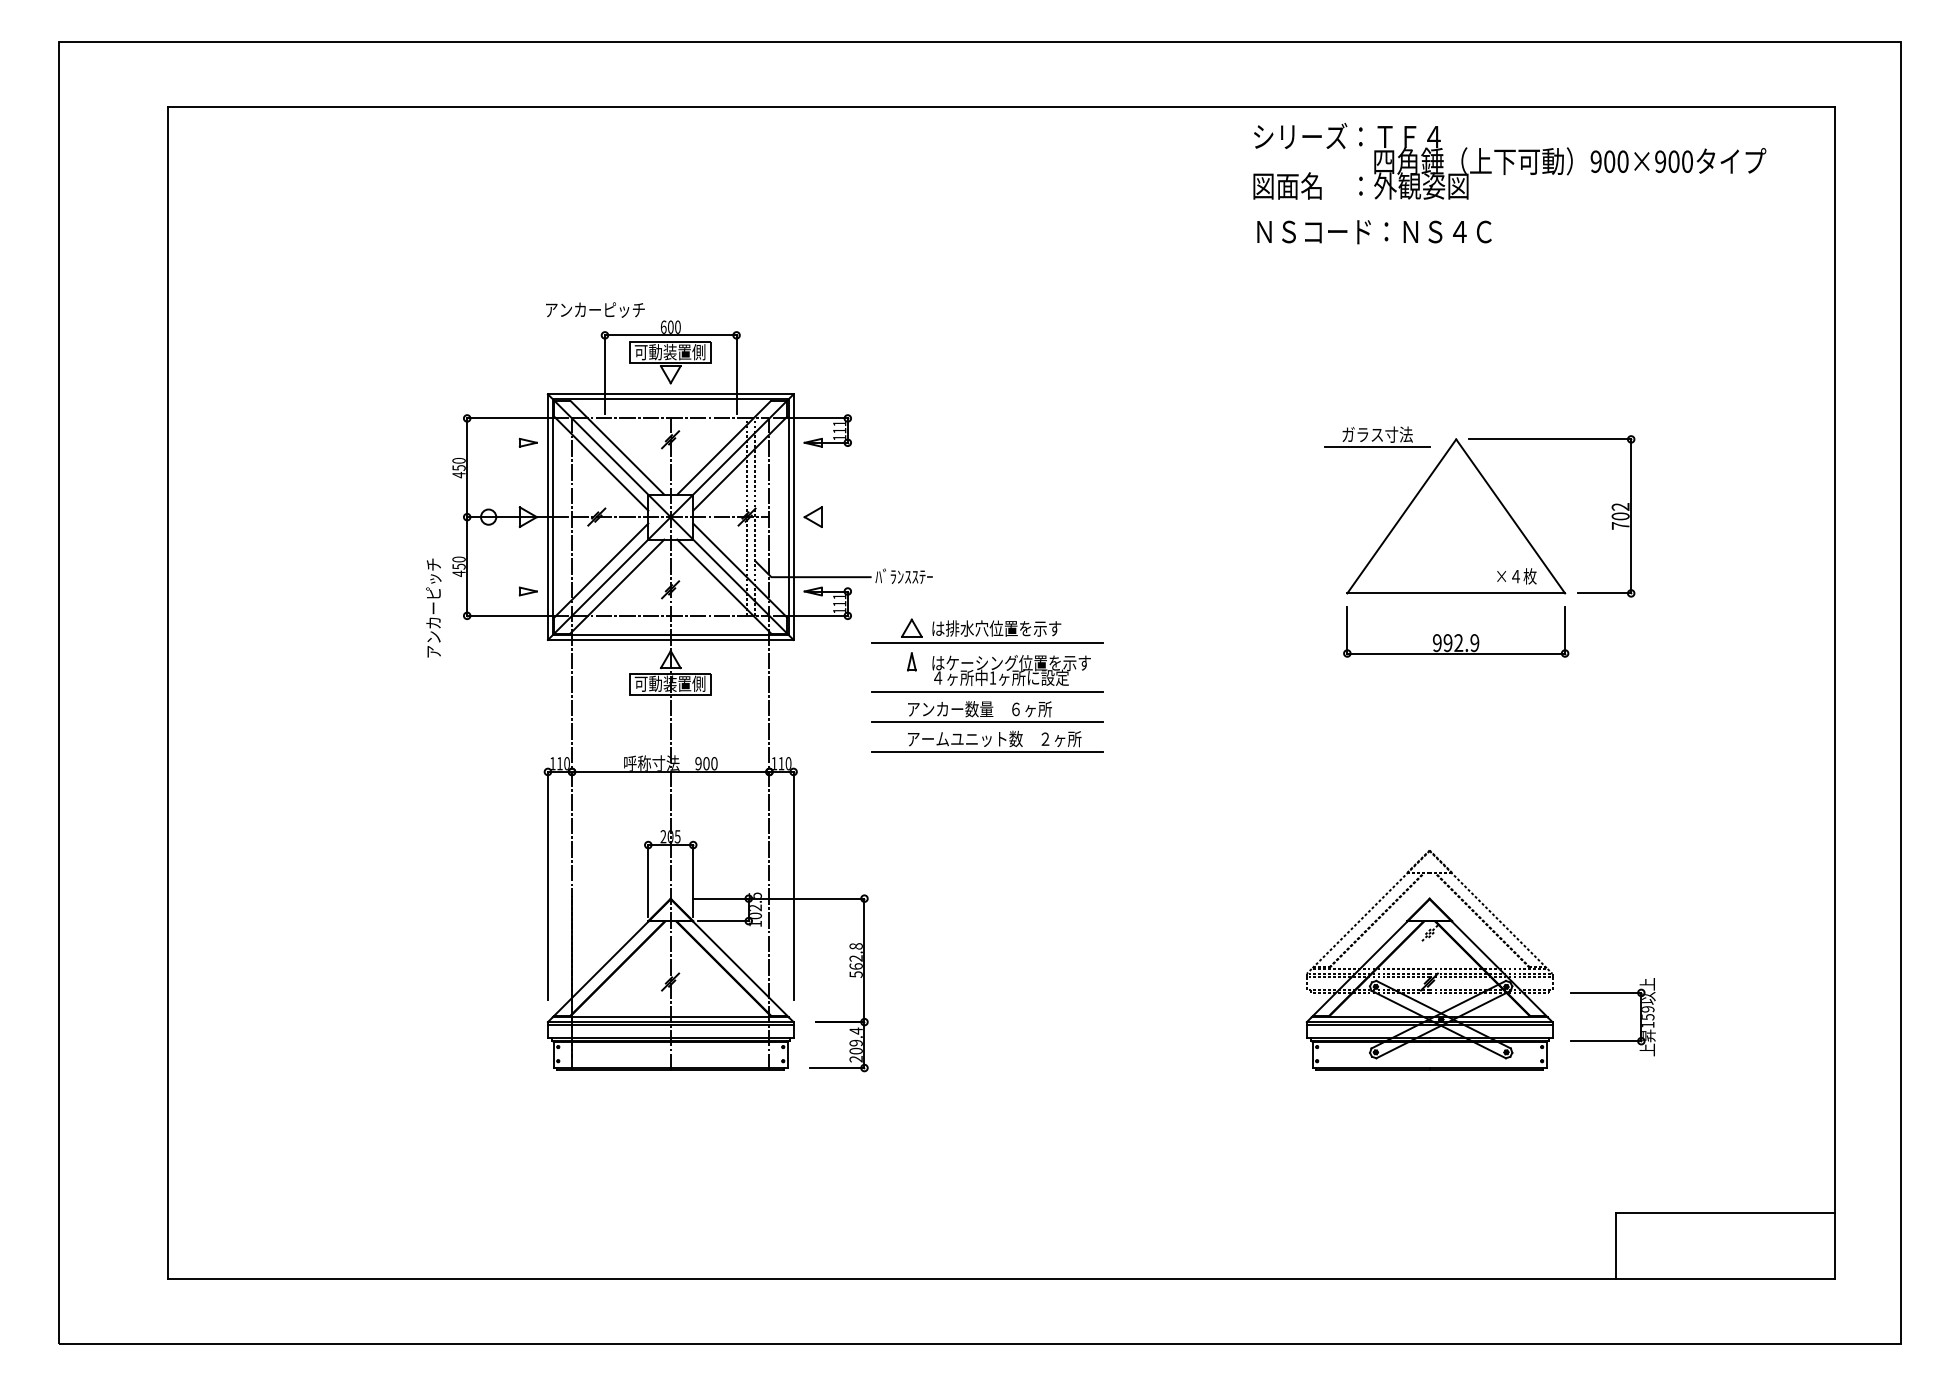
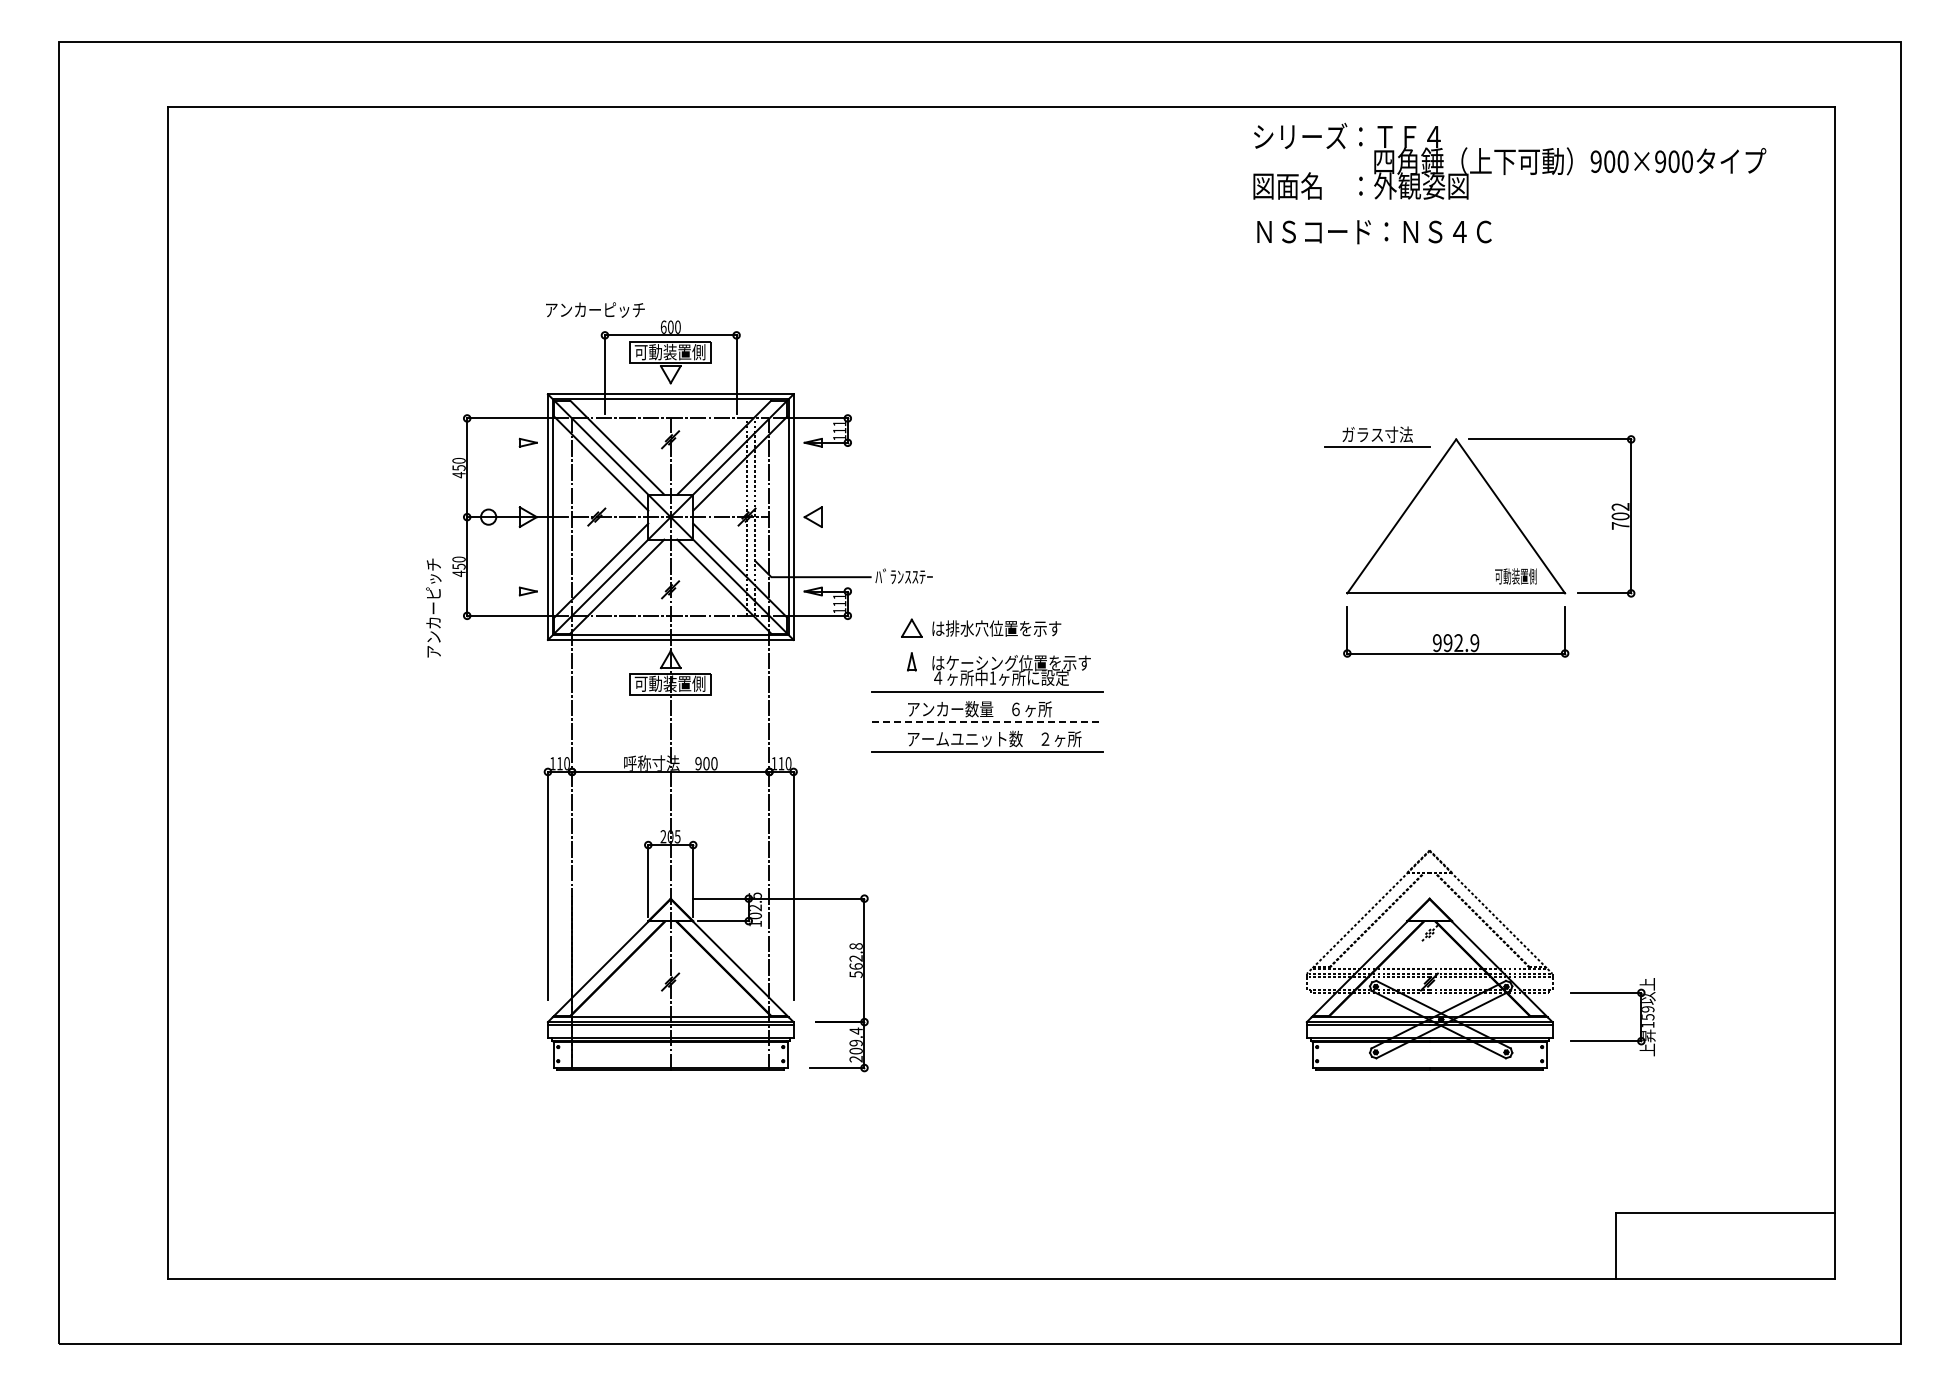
text: ×４枚 -> 可動装置側 (1515, 576)
line: present -> none (987, 642)
line: solid -> dashed (988, 722)
